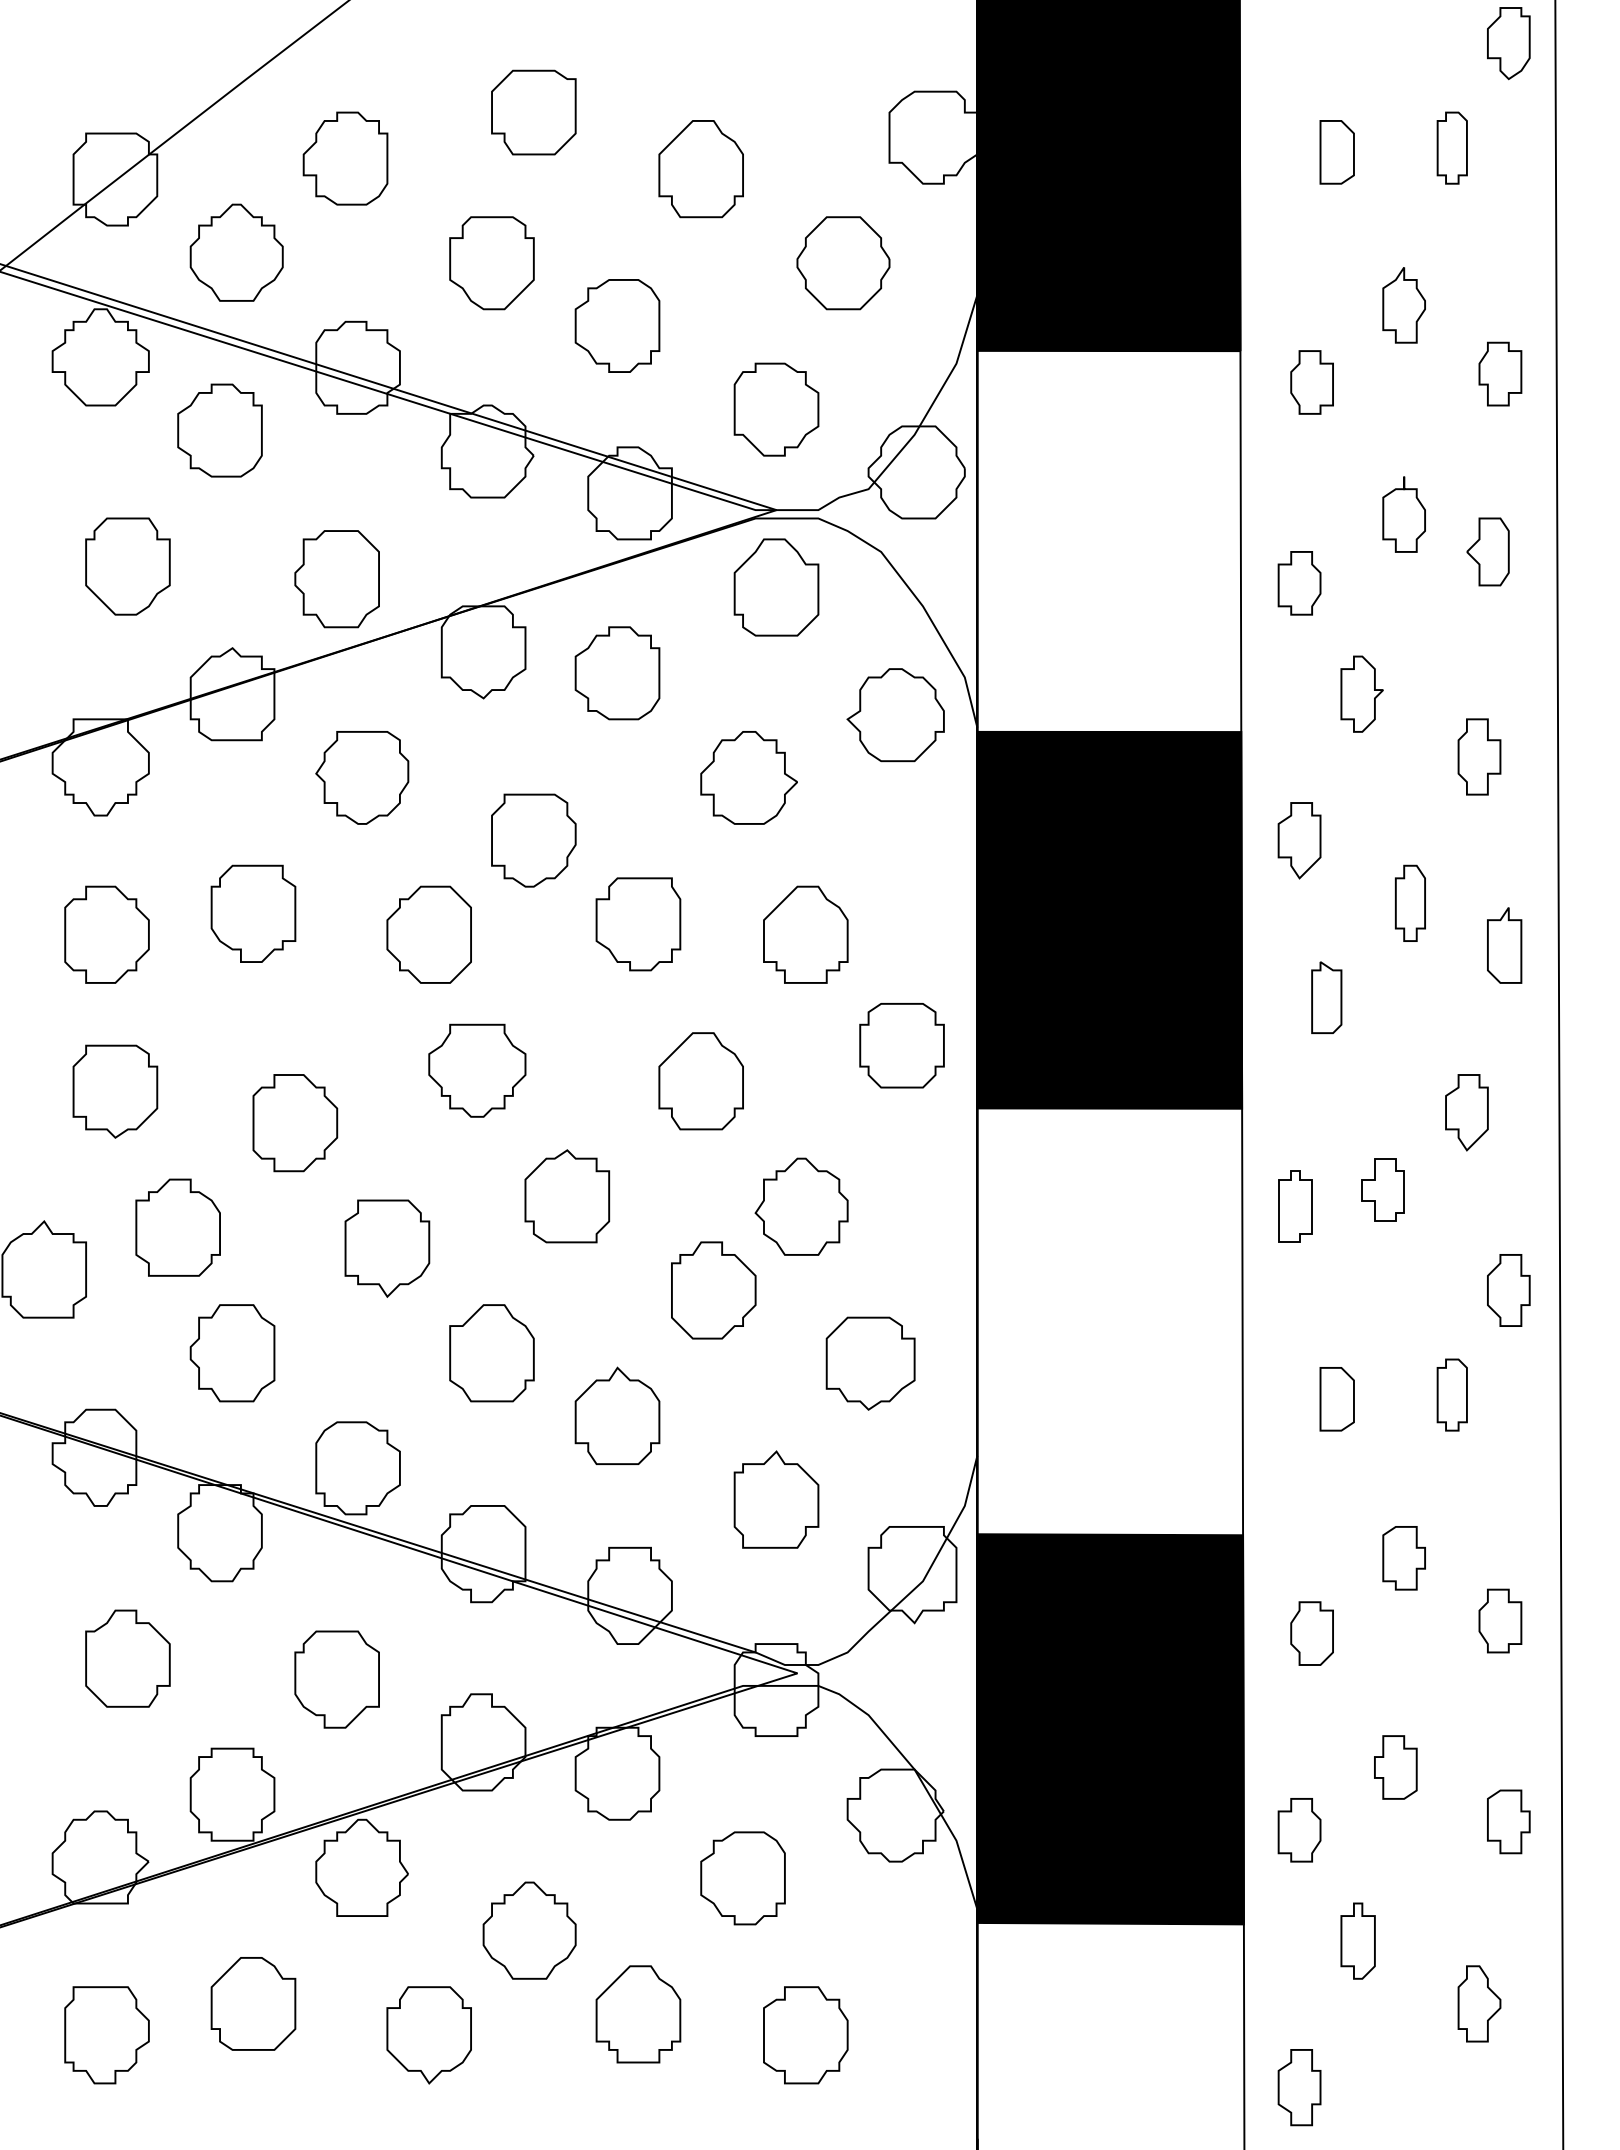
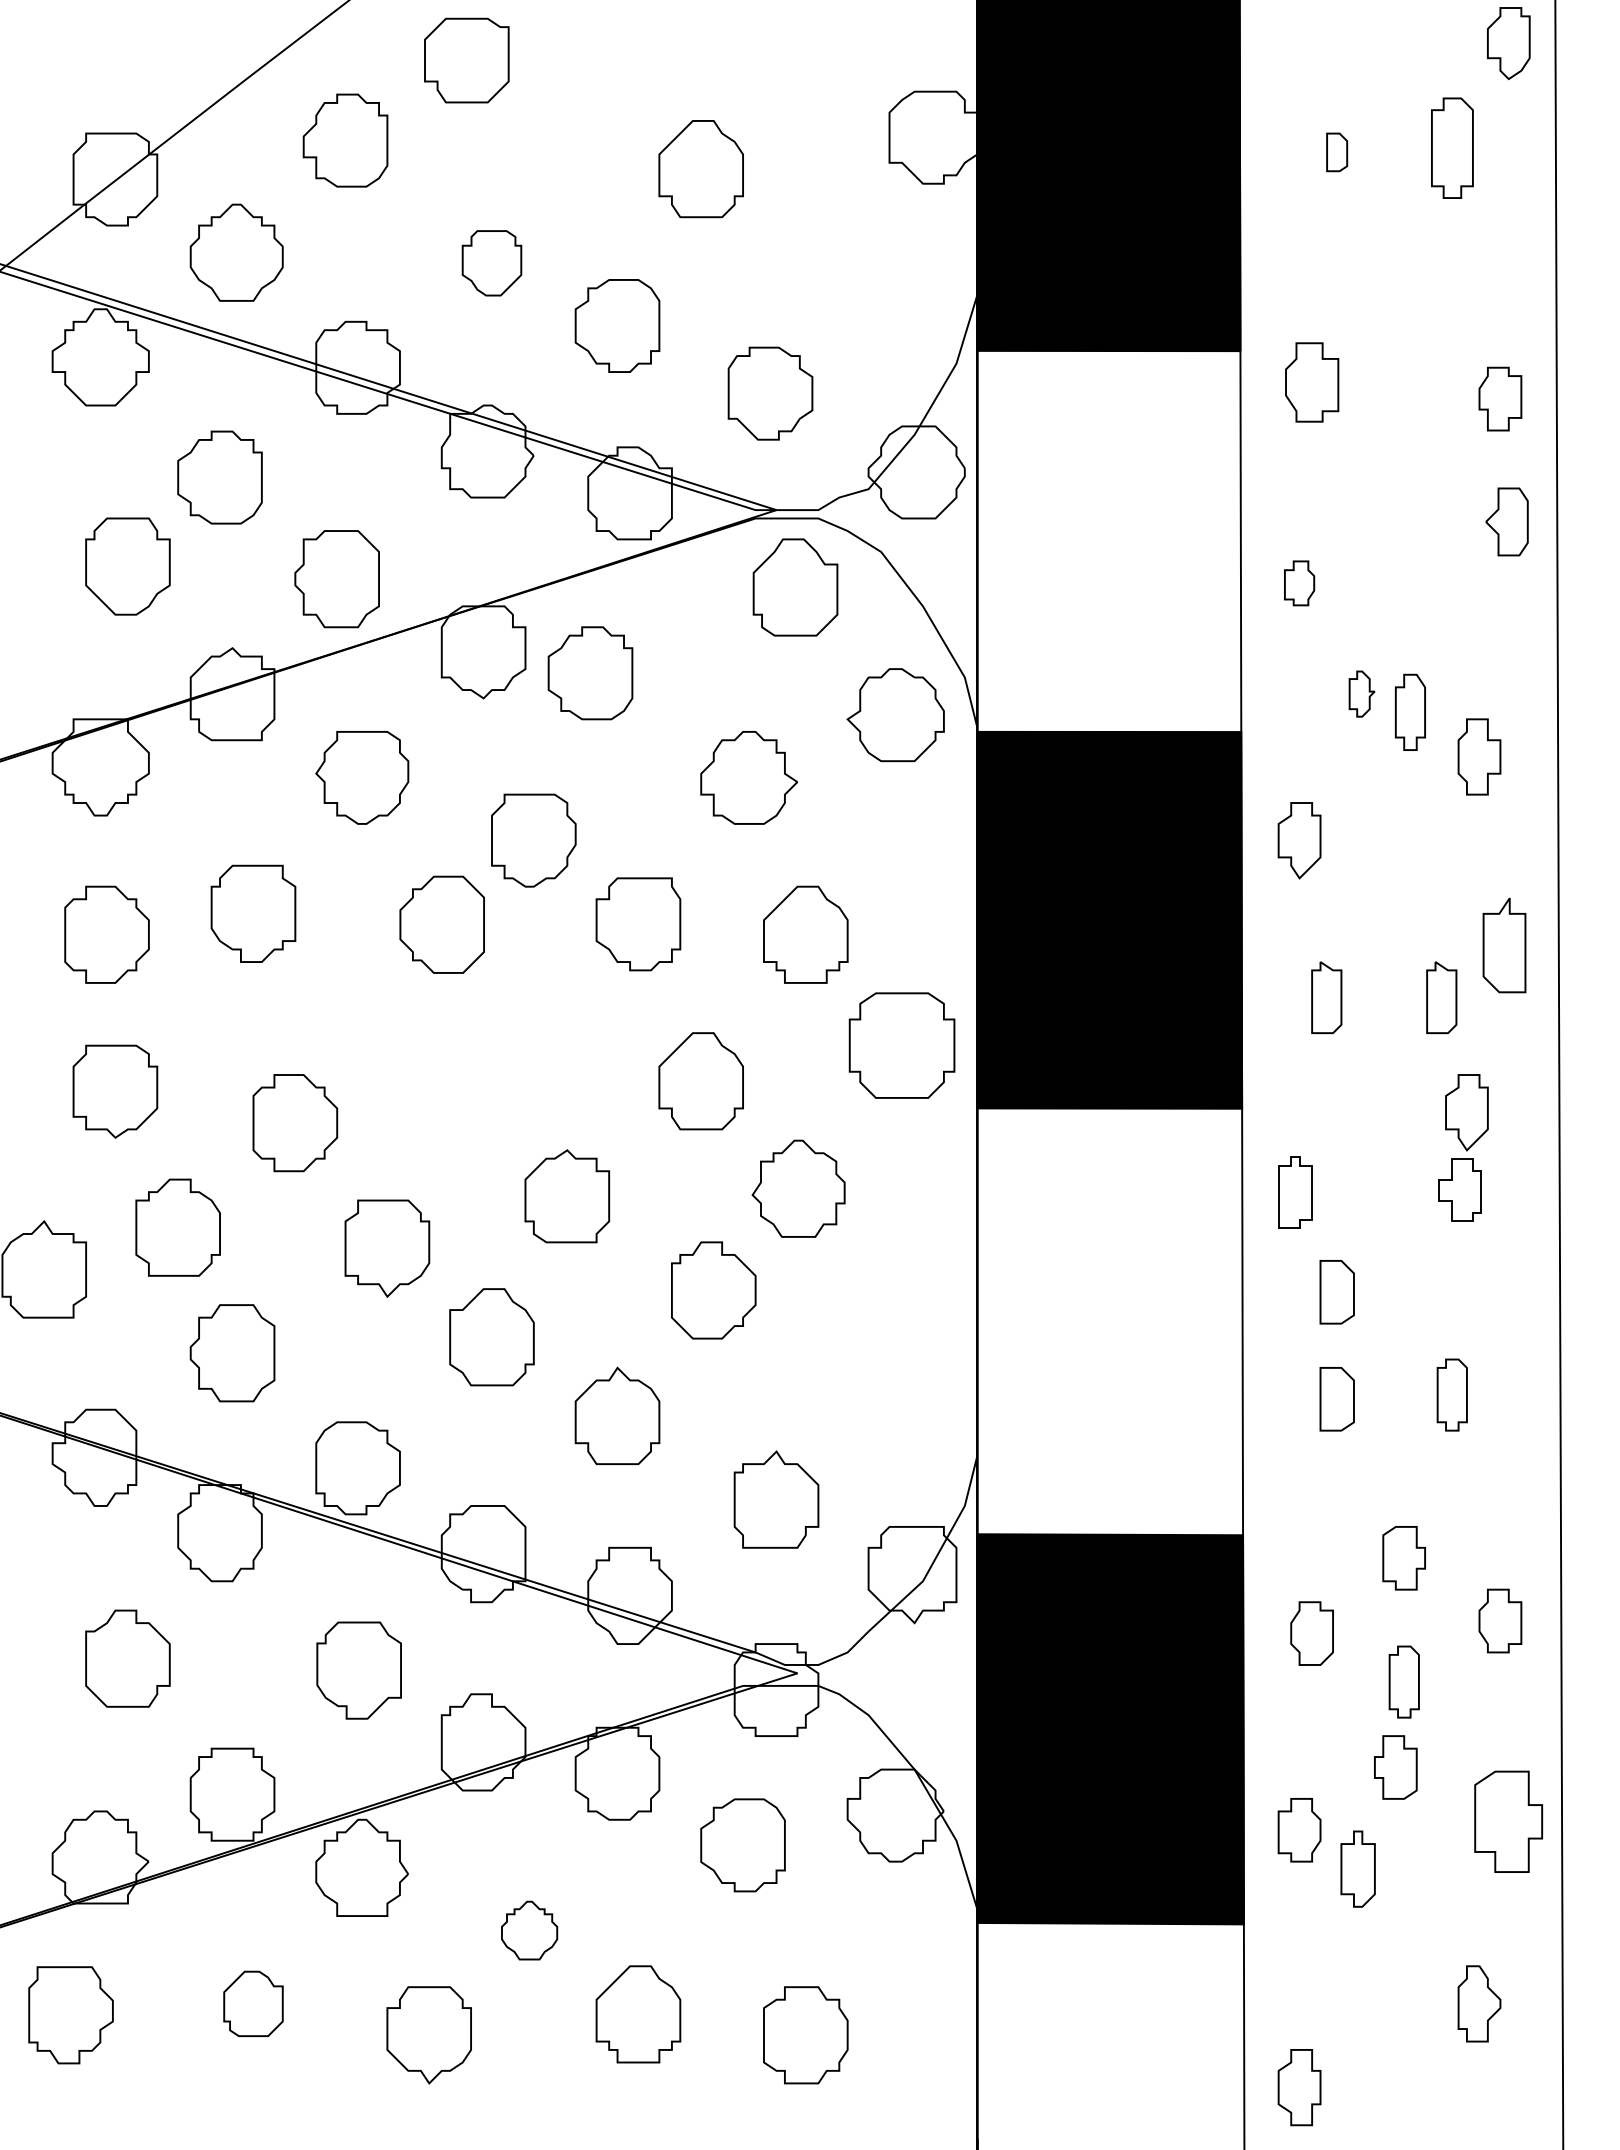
part position: (533, 112) -> (466, 60) (466, 60)
part size: 32x74 px -> 43x102 px (1452, 147)
part size: 36x65 px -> 23x41 px (1337, 152)
part position: (345, 158) -> (345, 140) (345, 140)
part size: 86x95 px -> 62x67 px (491, 263)
part: present -> none (843, 263)
part: present -> none (1403, 305)
part position: (1500, 373) -> (1500, 398) (1500, 398)
part size: 44x65 px -> 55x81 px (1312, 382)
part position: (776, 409) -> (770, 393) (770, 393)
part position: (219, 430) -> (219, 477) (219, 477)
part: present -> none (1403, 514)
part position: (1487, 551) -> (1506, 521) (1506, 521)
part size: 45x65 px -> 32x47 px (1299, 583)
part position: (776, 587) -> (795, 587) (795, 587)
part position: (617, 673) -> (590, 673) (590, 673)
part size: 44x78 px -> 28x48 px (1361, 693)
part position: (1409, 902) -> (1409, 711) (1409, 711)
part position: (428, 934) -> (441, 924) (441, 924)
part size: 36x77 px -> 45x97 px (1504, 945)
part: none -> present (1441, 997)
part size: 86x86 px -> 108x107 px (901, 1045)
part: present -> none (477, 1070)
part position: (1382, 1189) -> (1459, 1189) (1459, 1189)
part position: (801, 1206) -> (798, 1188) (798, 1188)
part position: (1295, 1206) -> (1295, 1192) (1295, 1192)
part: present -> none (1508, 1290)
part: none -> present (1336, 1292)
part position: (491, 1353) -> (491, 1337) (491, 1337)
part: present -> none (870, 1363)
part position: (336, 1679) -> (358, 1670) (358, 1670)
part: none -> present (1403, 1681)
part size: 44x66 px -> 70x103 px (1508, 1821)
part position: (742, 1878) -> (742, 1845) (742, 1845)
part size: 95x99 px -> 58x61 px (529, 1930)
part position: (1357, 1940) -> (1357, 1868) (1357, 1868)
part size: 87x94 px -> 61x67 px (253, 2003)
part position: (106, 2035) -> (70, 2015) (70, 2015)
